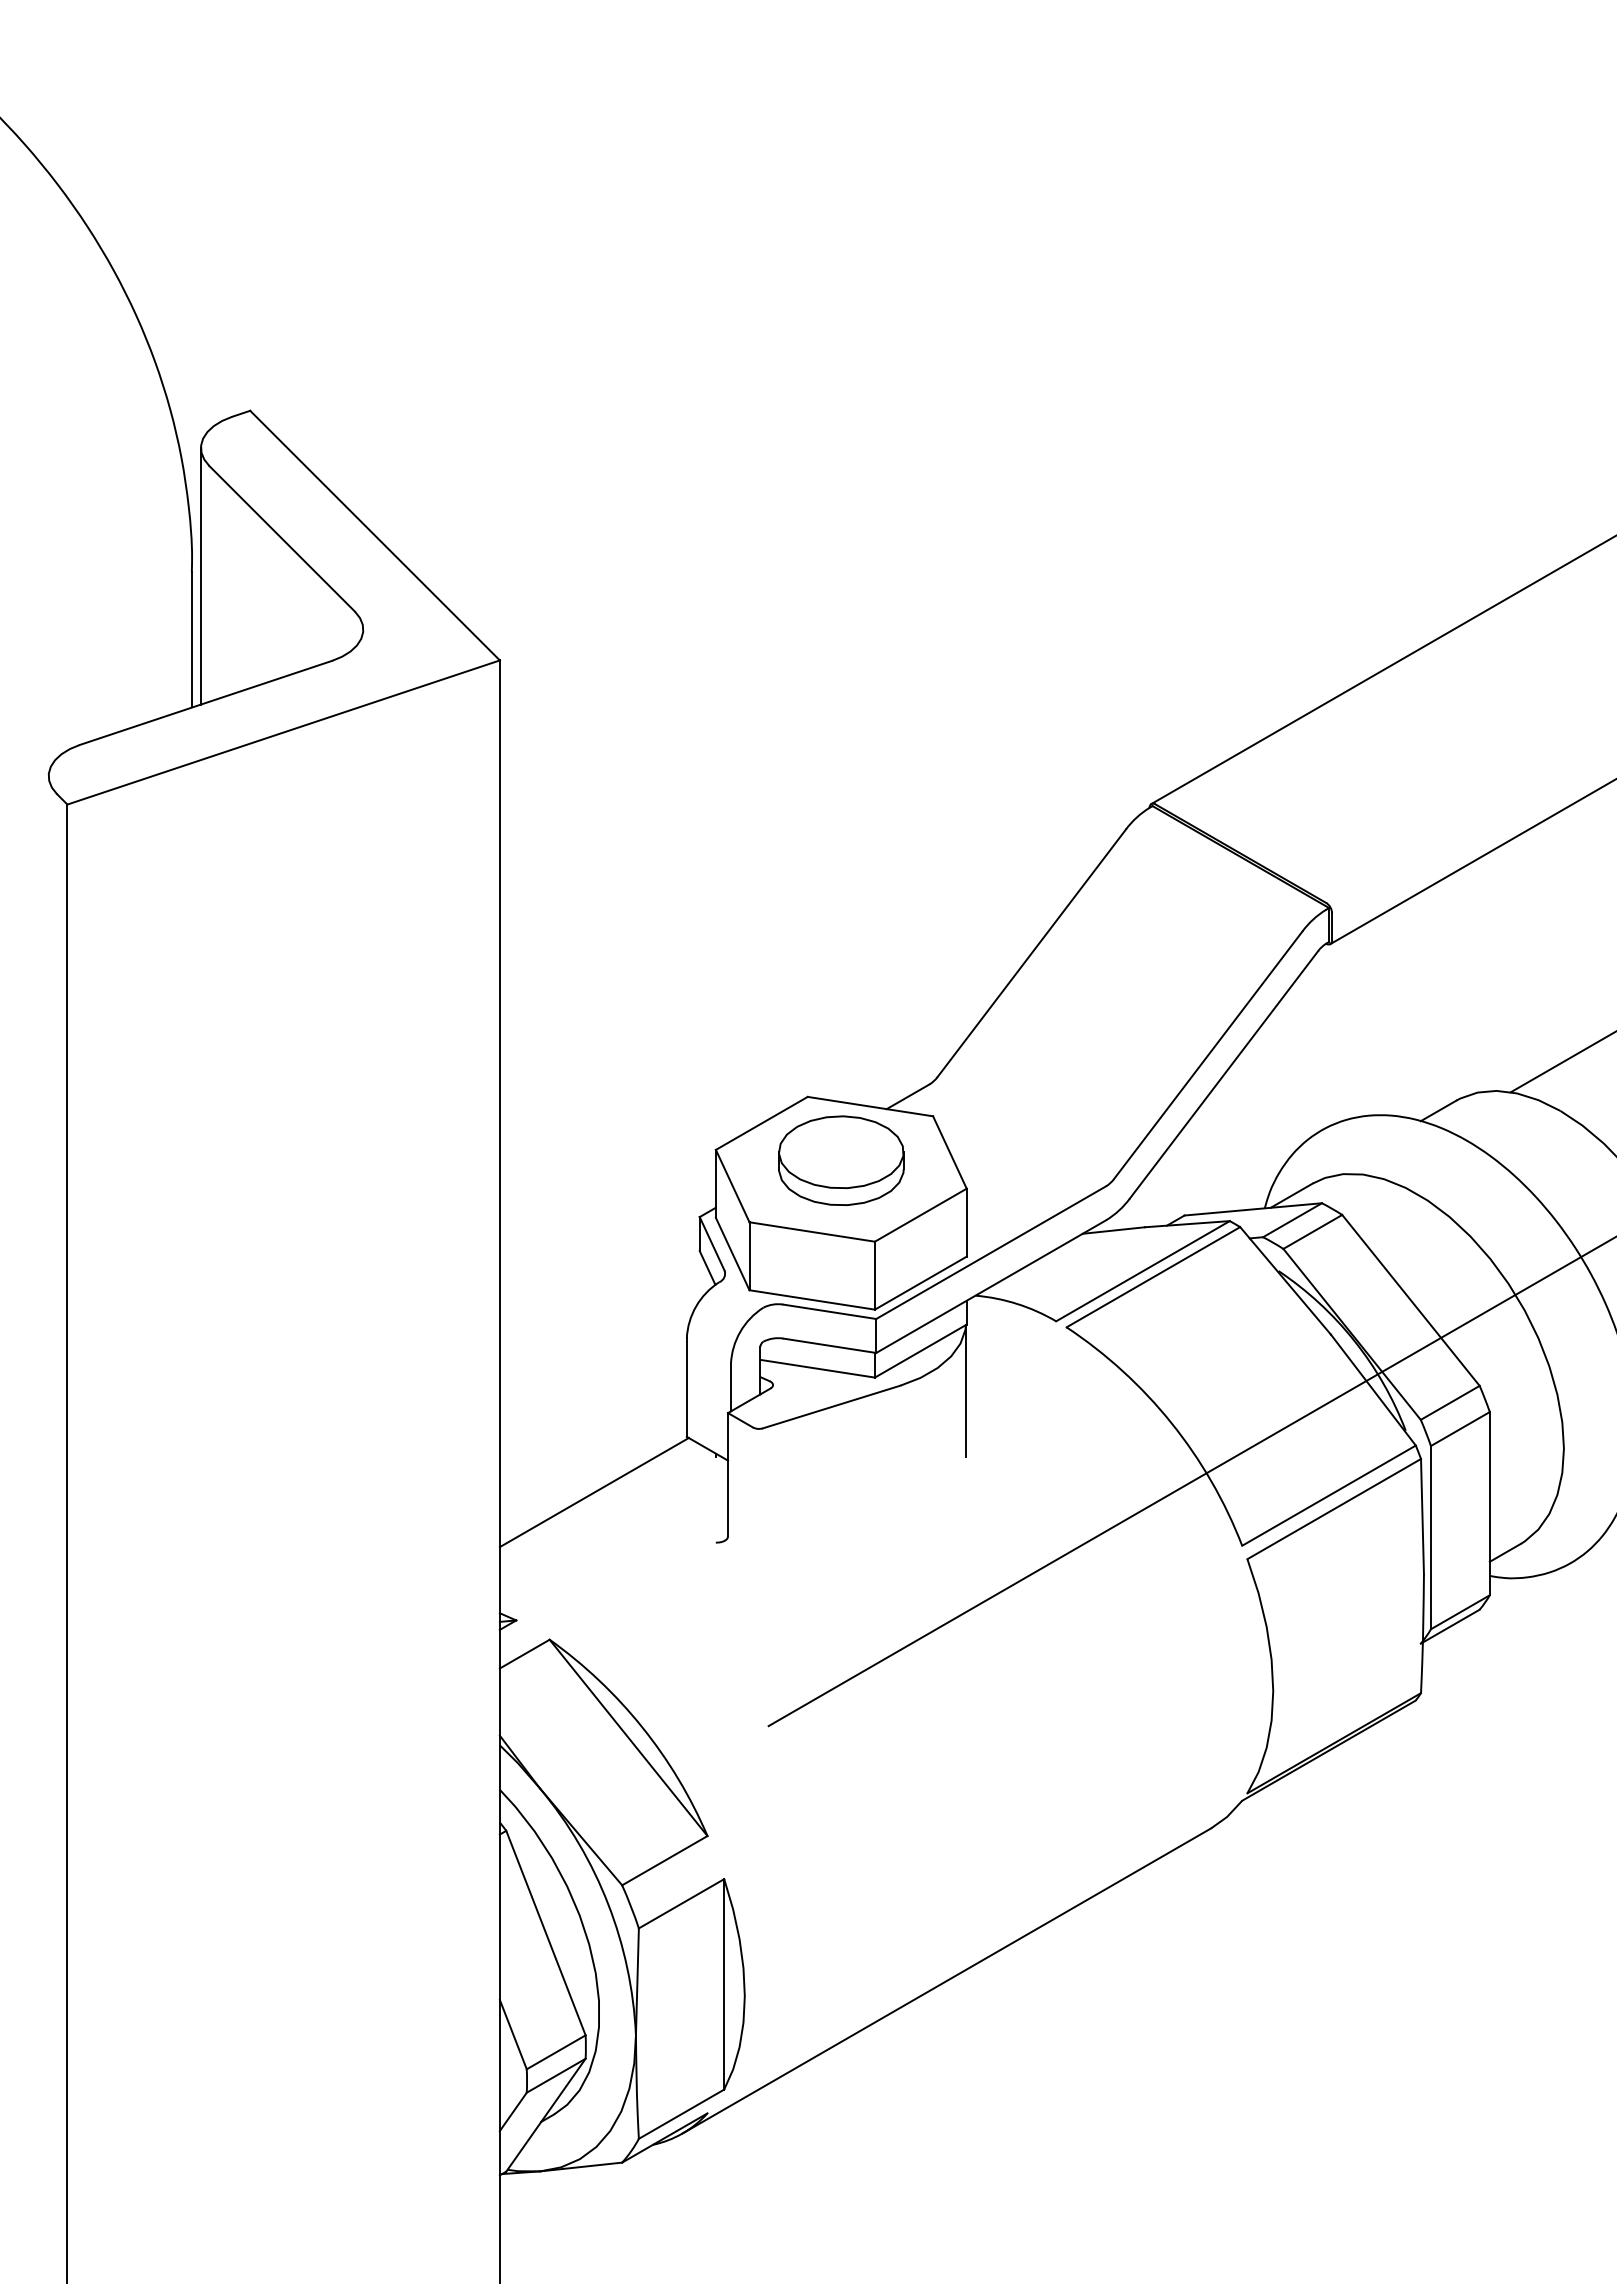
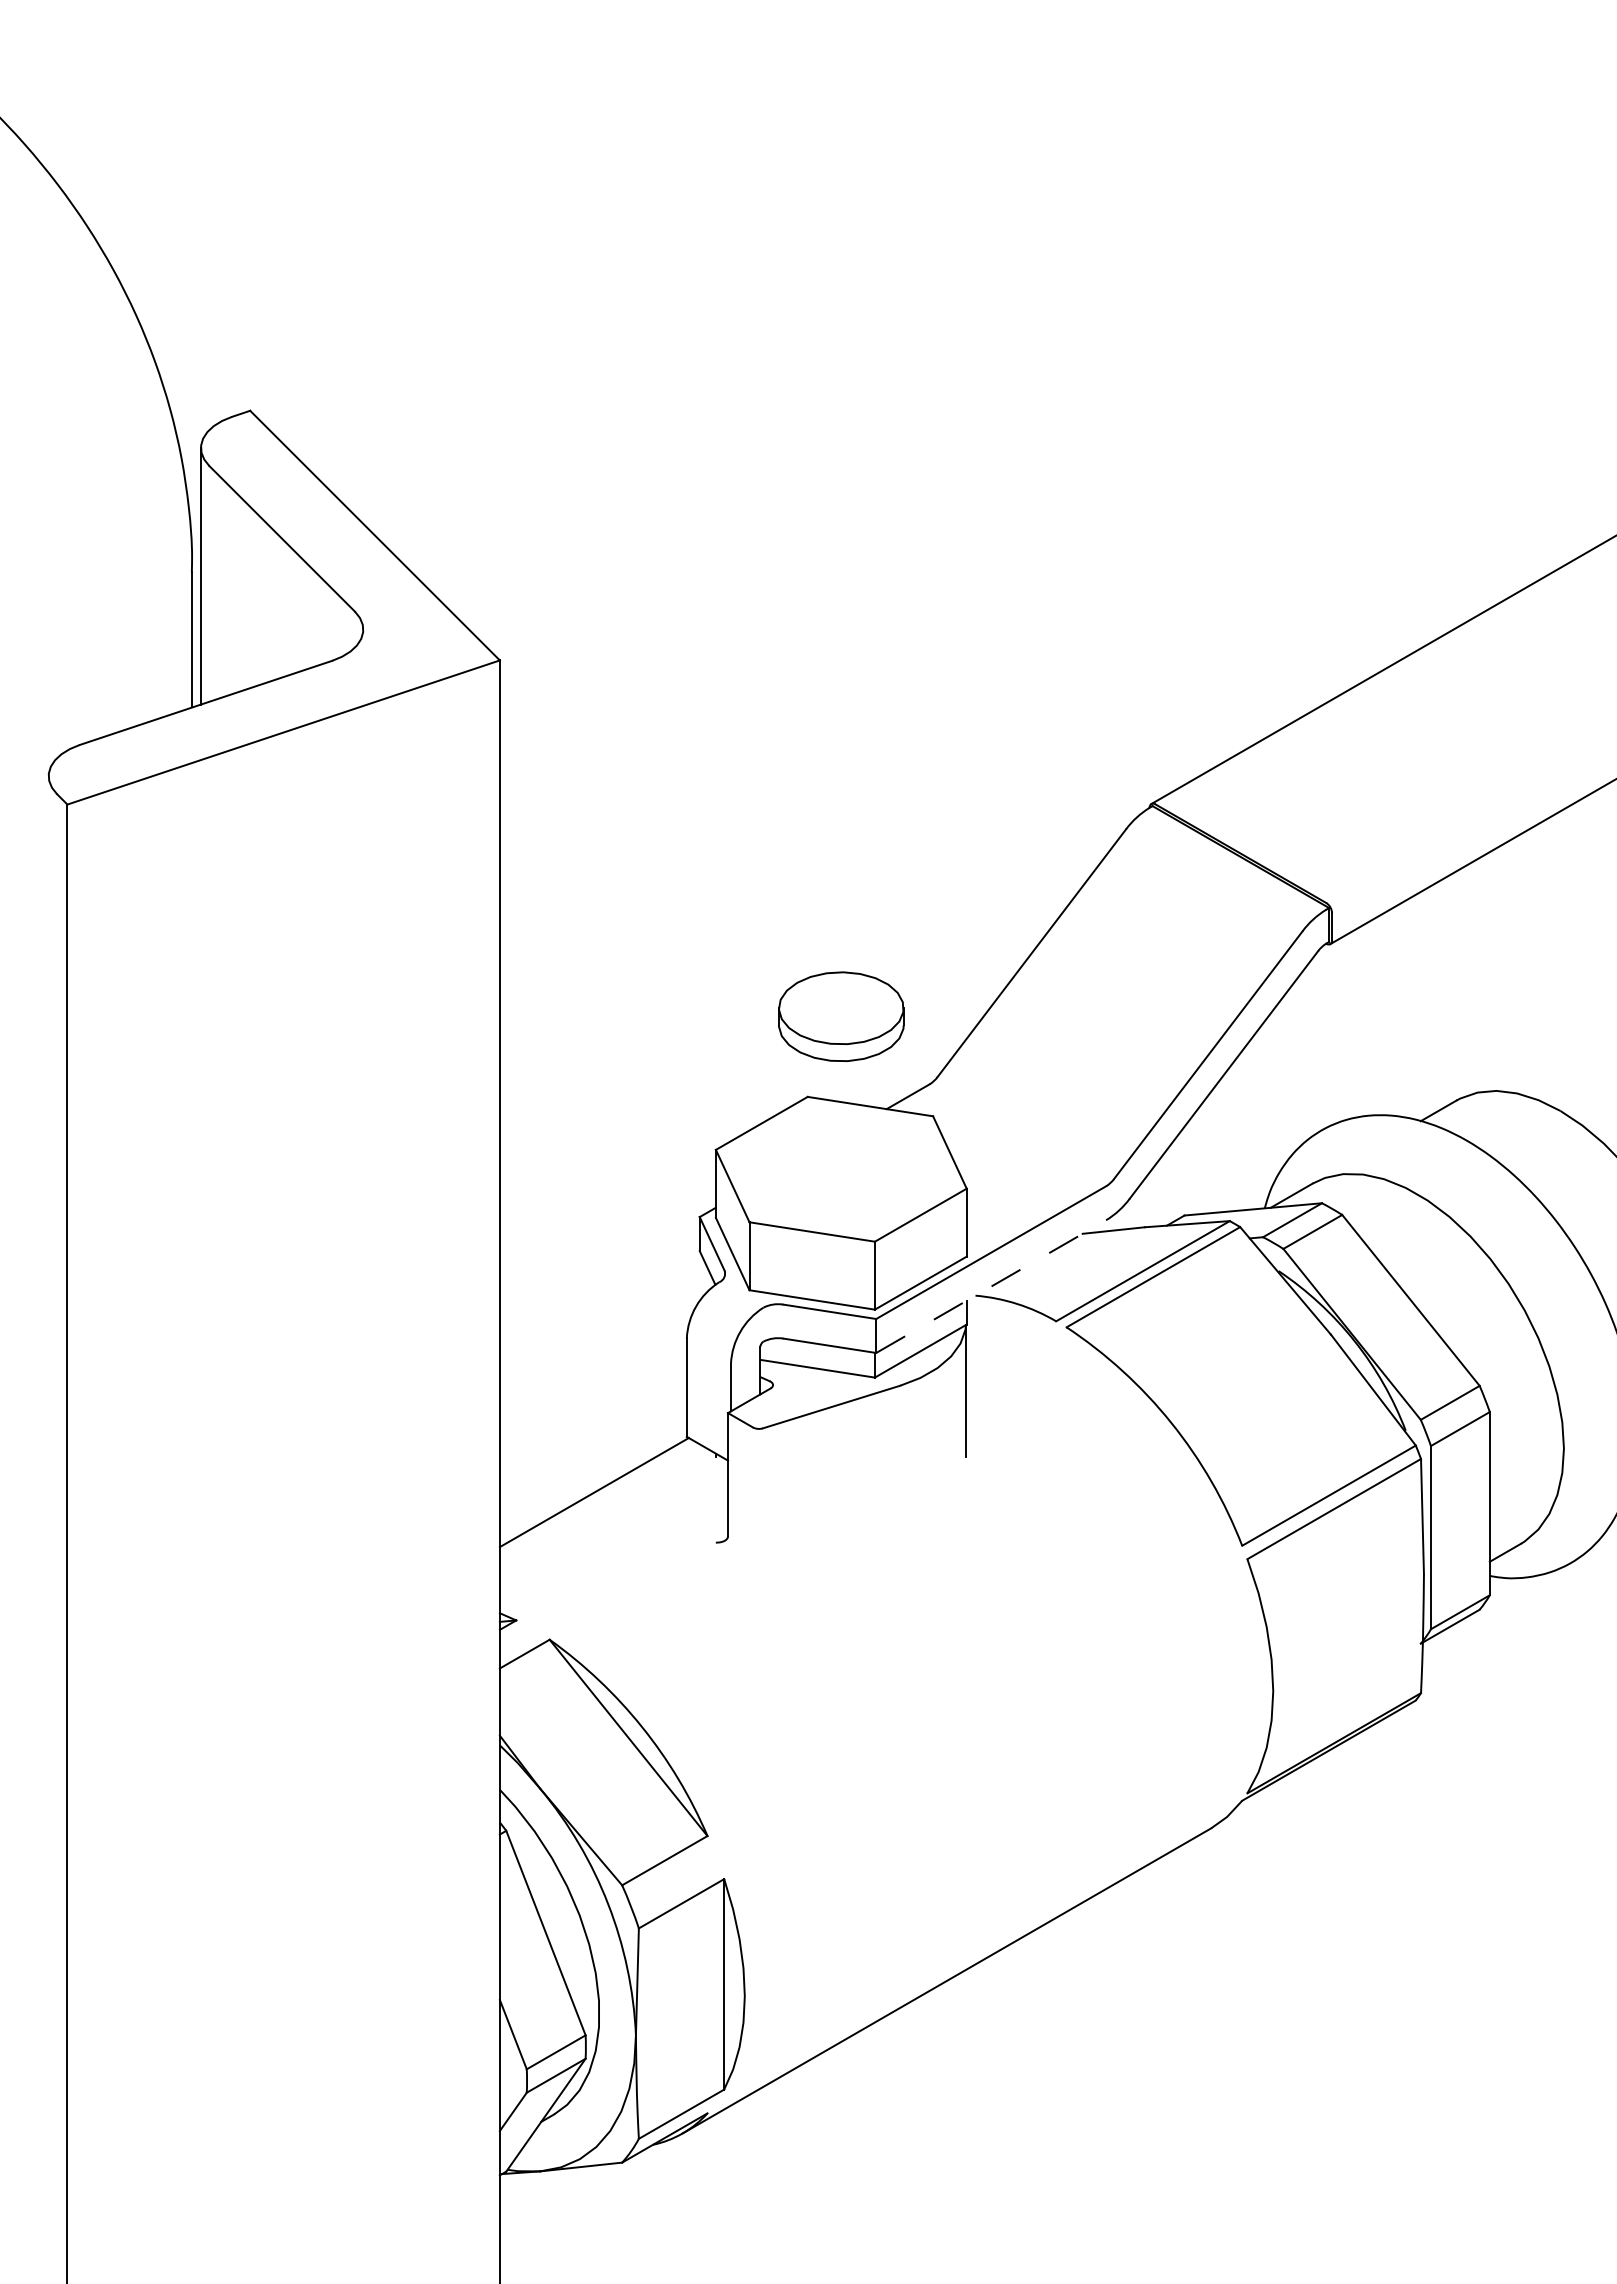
line: present -> none (1561, 1062)
part position: (841, 1160) -> (841, 1016) (841, 1016)
line: solid -> dashed (991, 1286)
line: present -> none (1190, 1482)
